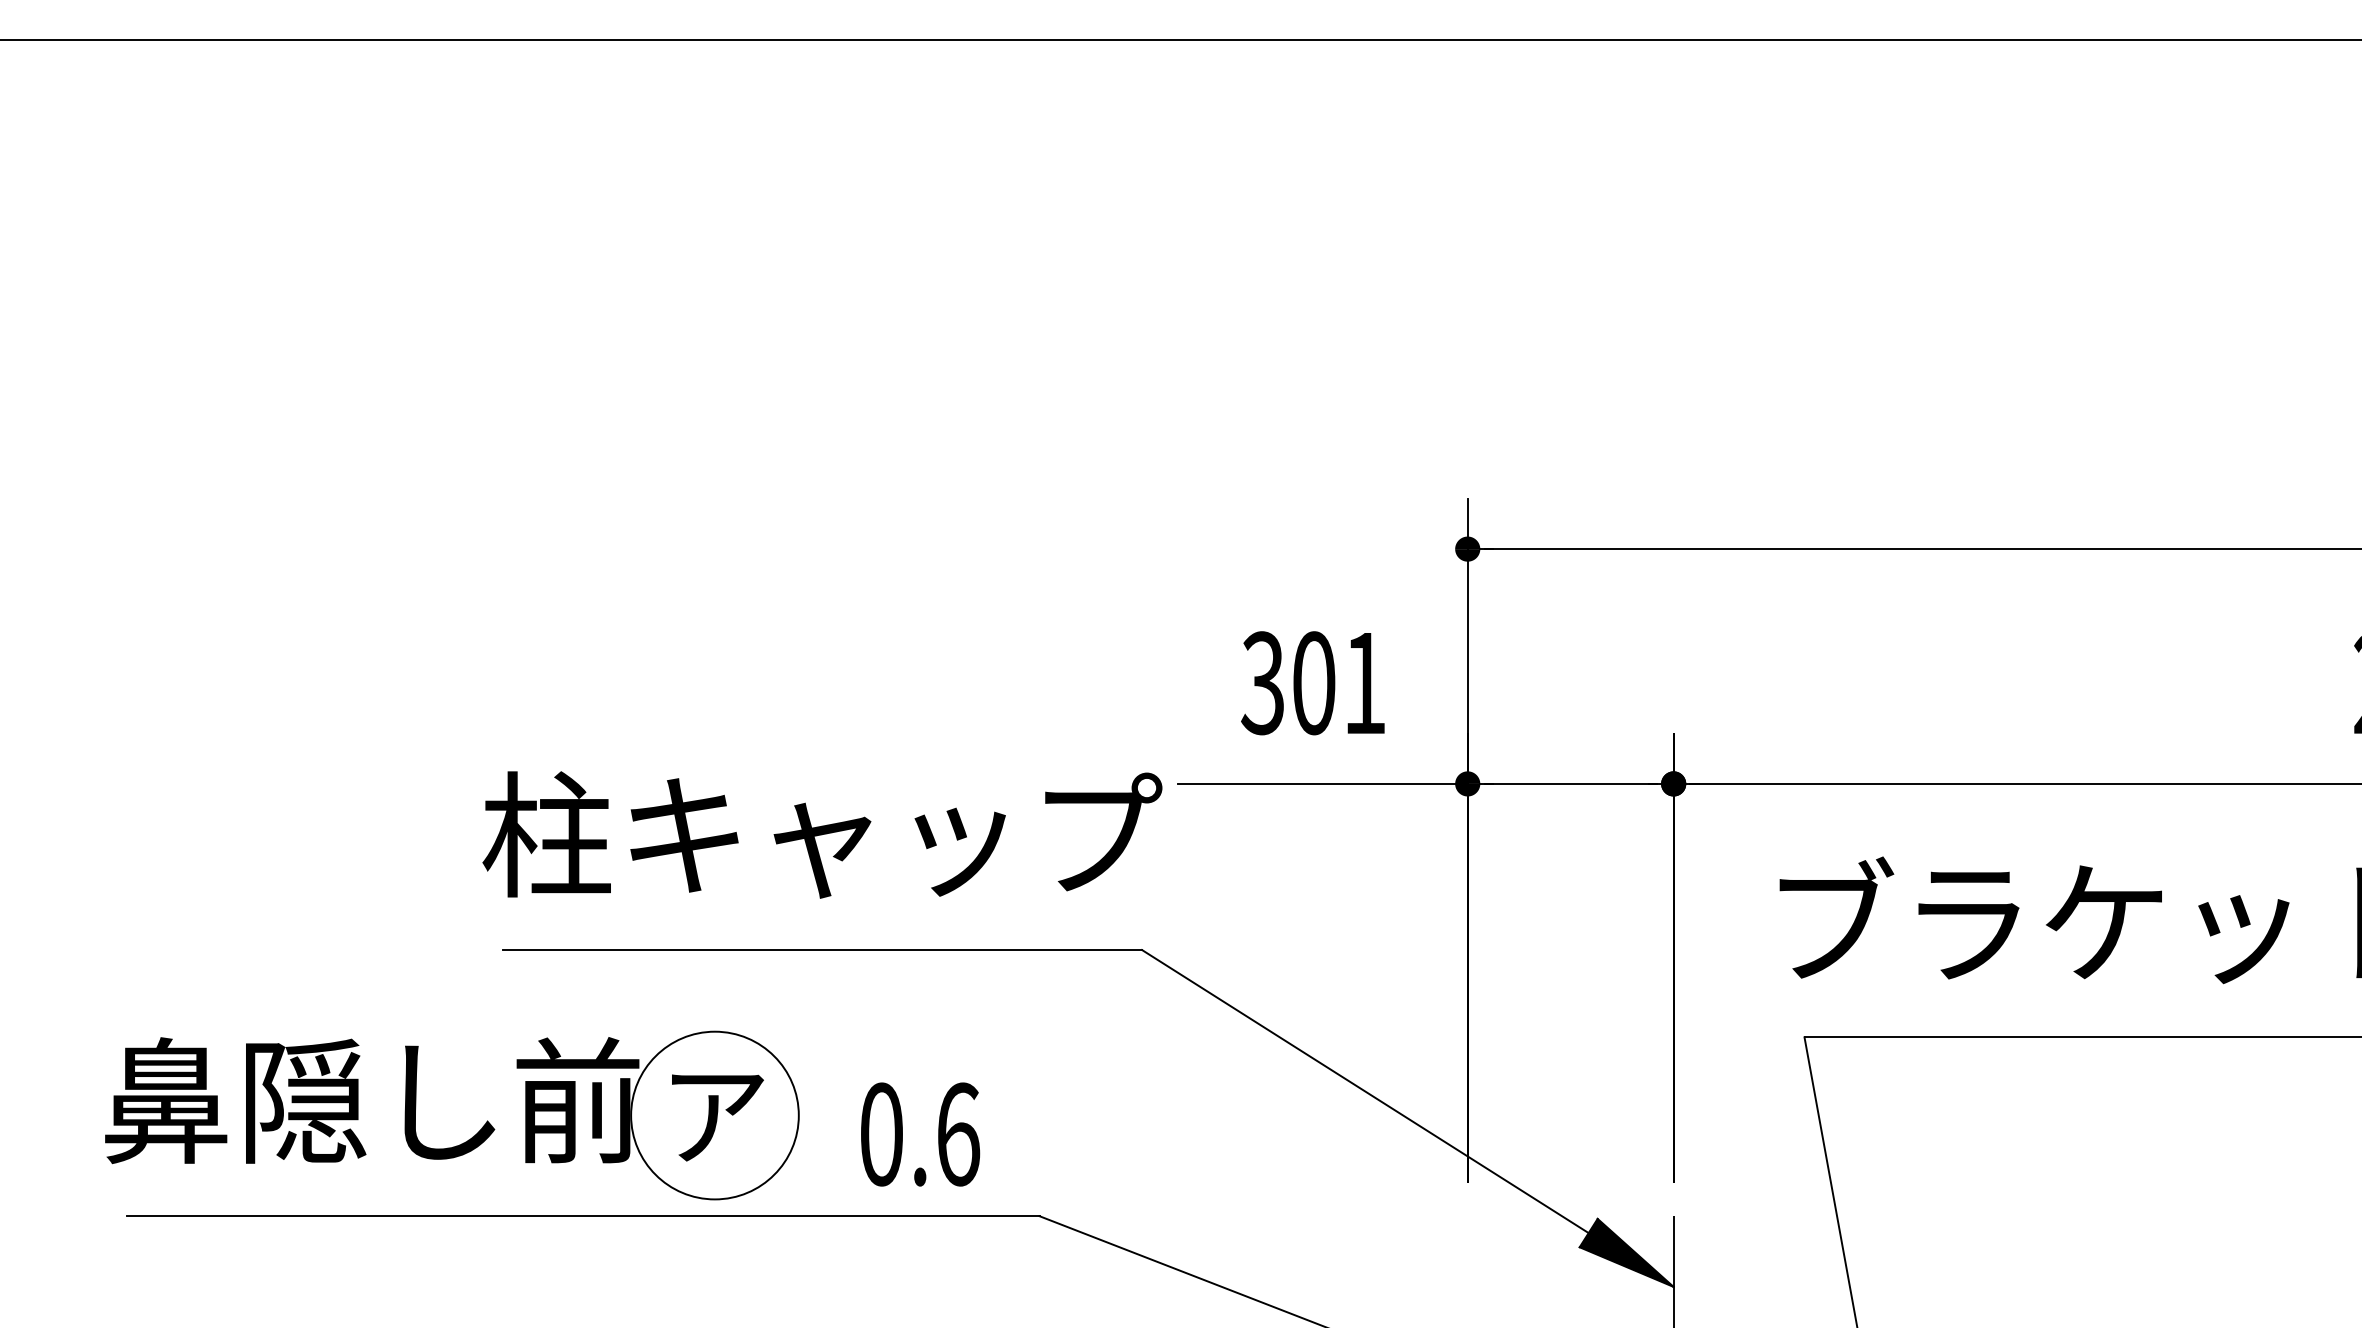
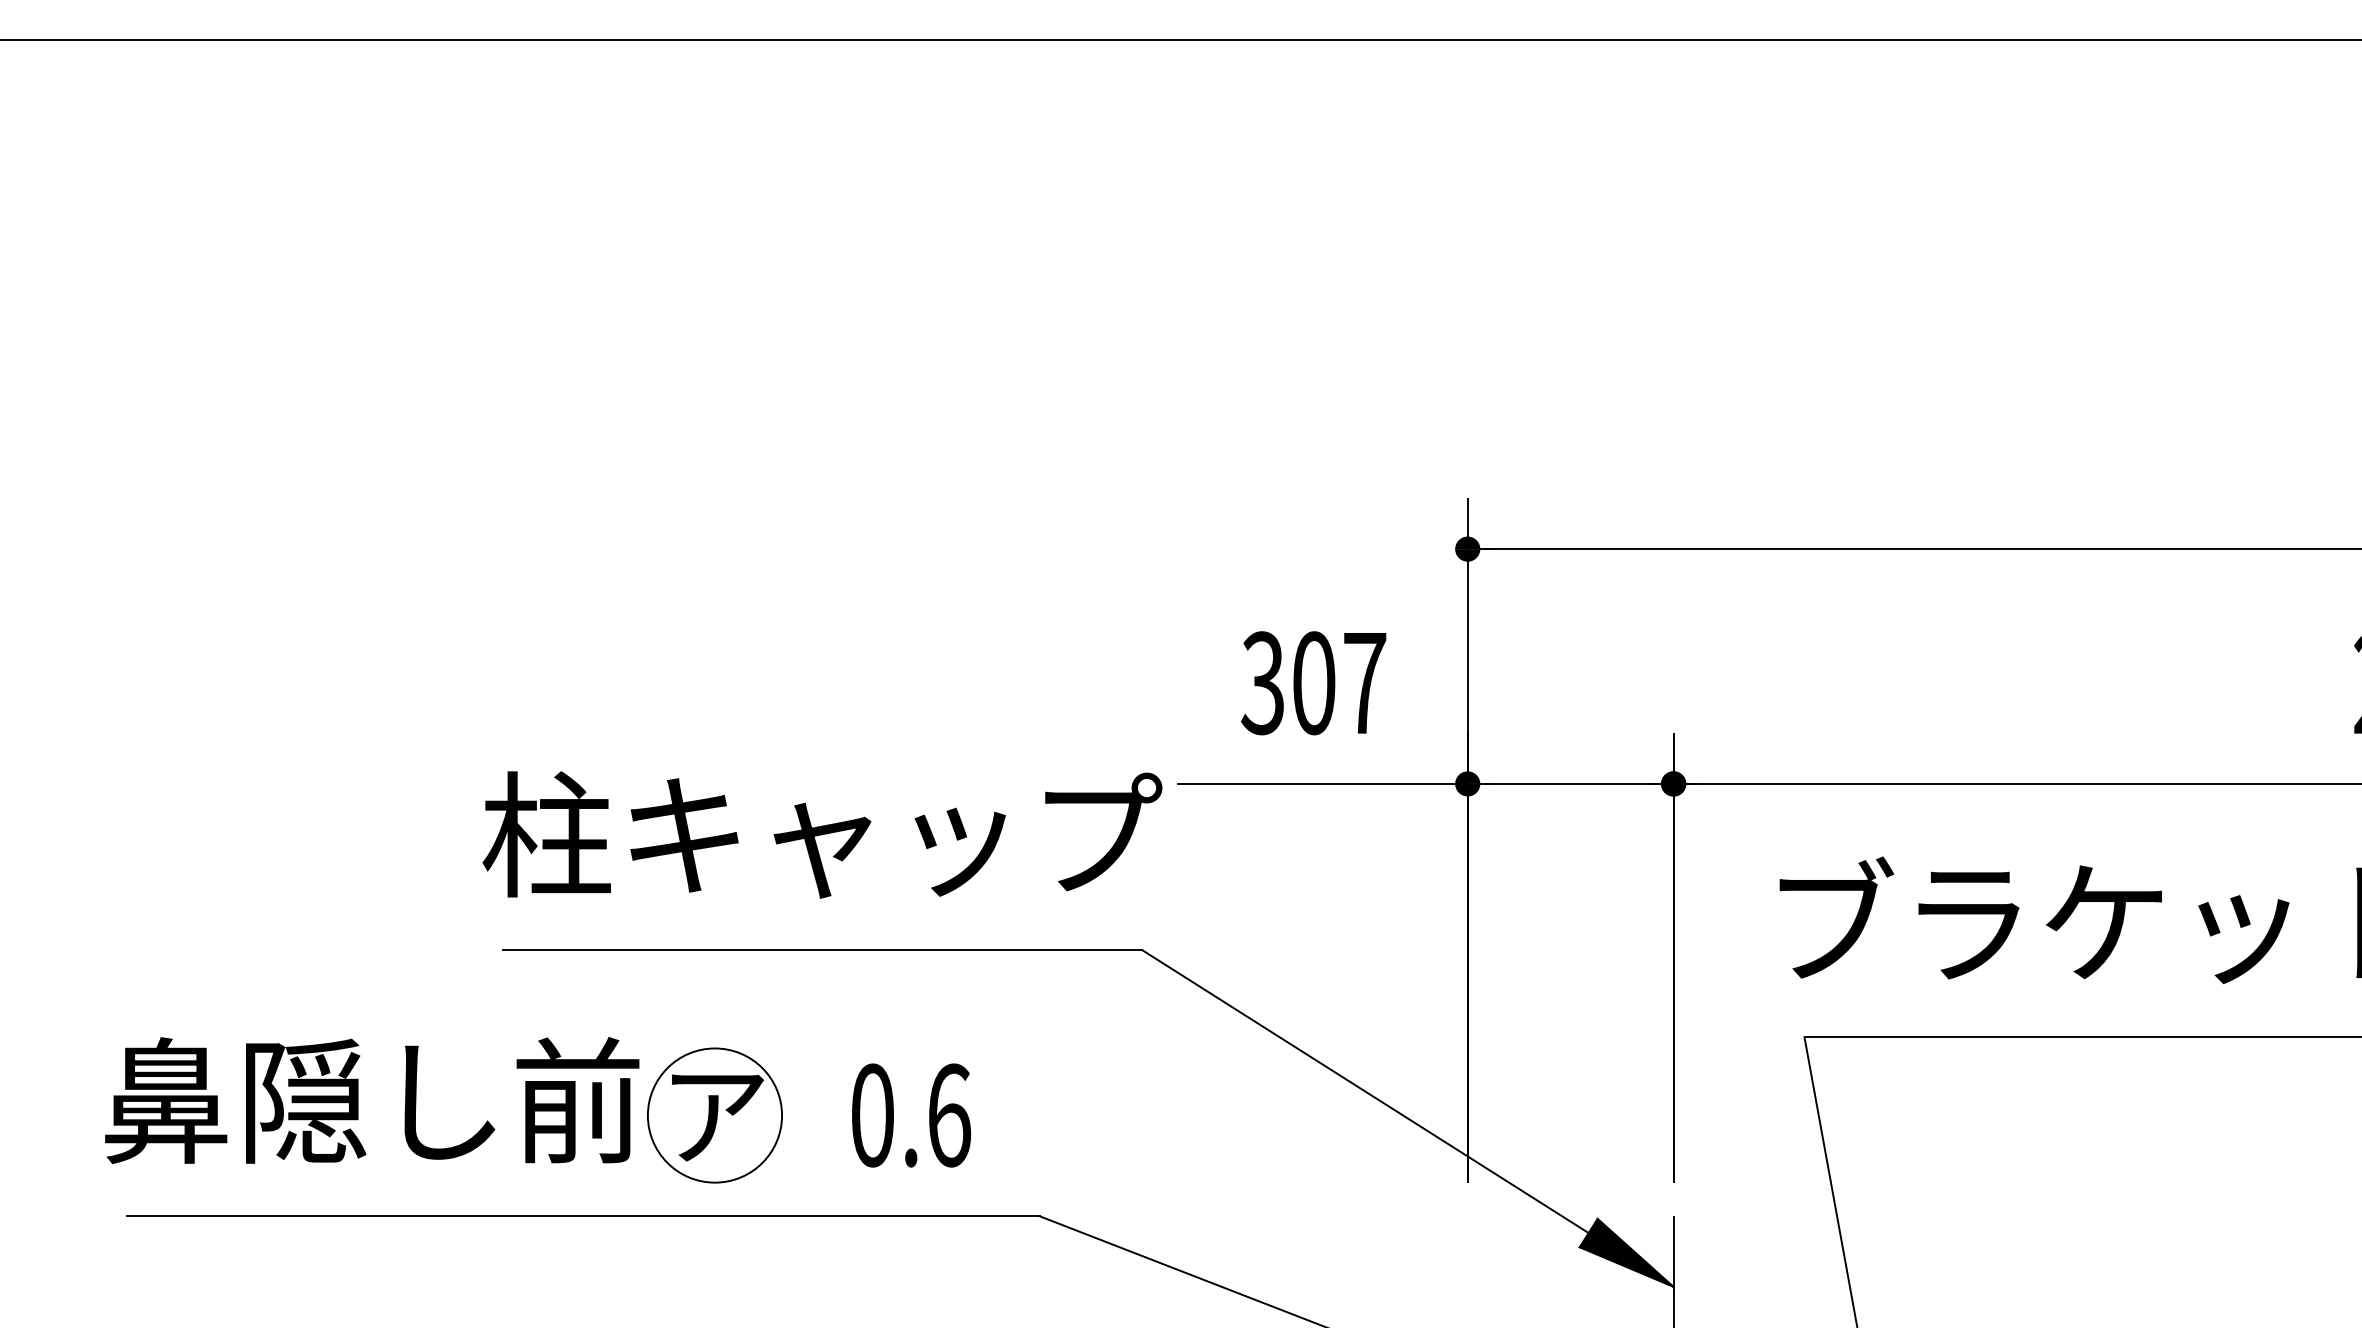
text: 301 -> 307 (1365, 683)
circle diameter: 168 px -> 134 px (714, 1115)
text position: (920, 1134) -> (911, 1115) (911, 1115)
